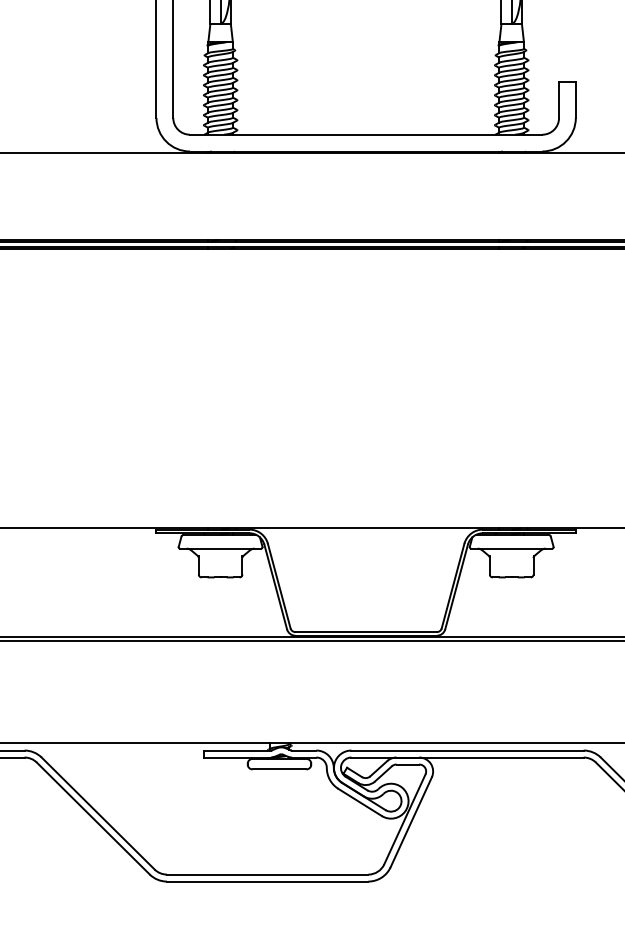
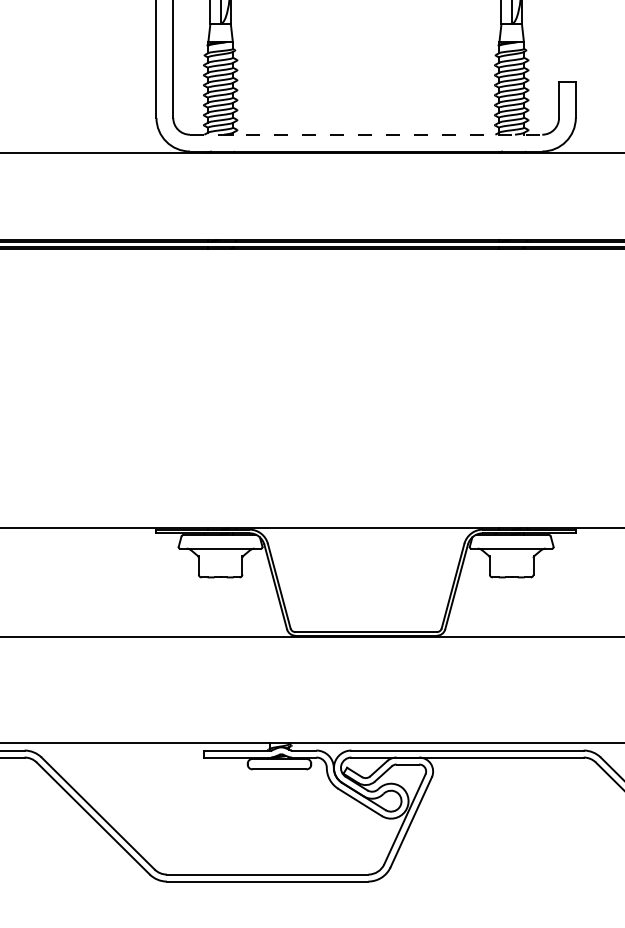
line: solid -> dashed (366, 134)
line: present -> none (311, 640)
